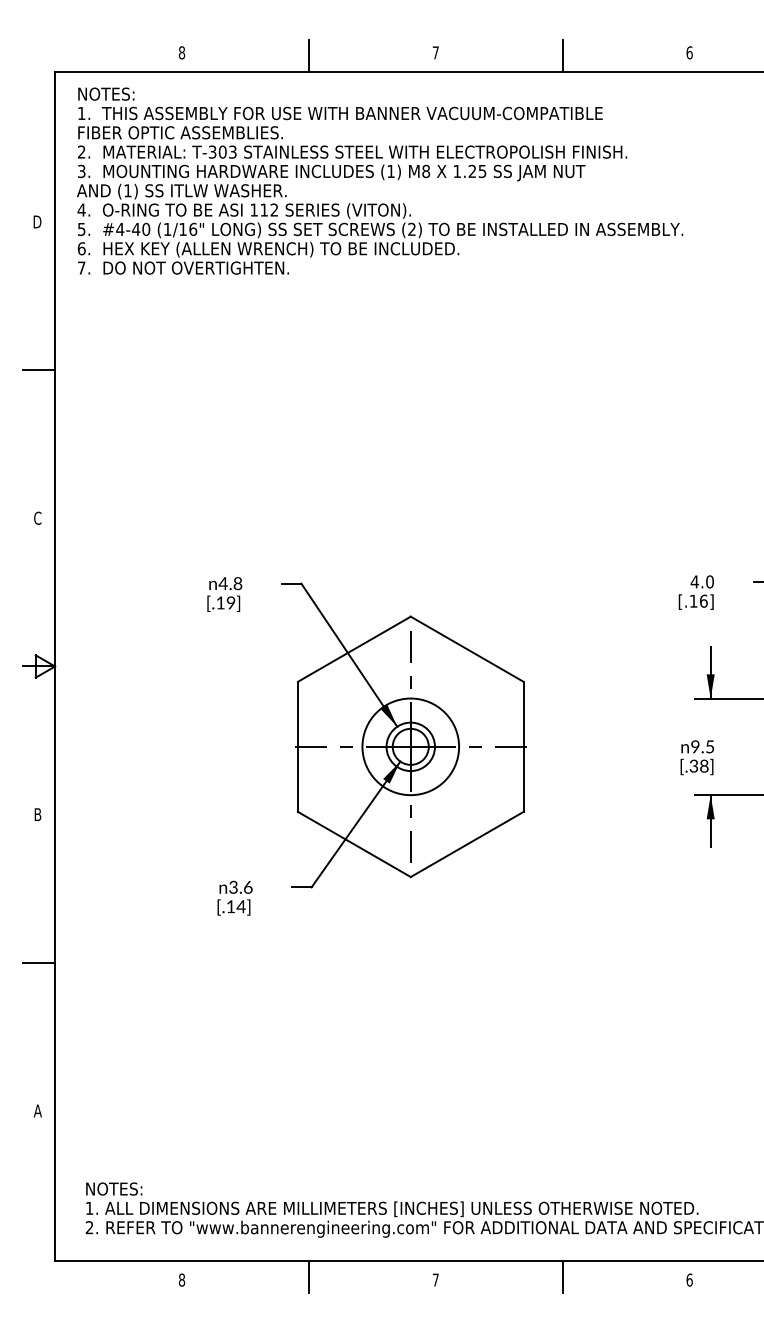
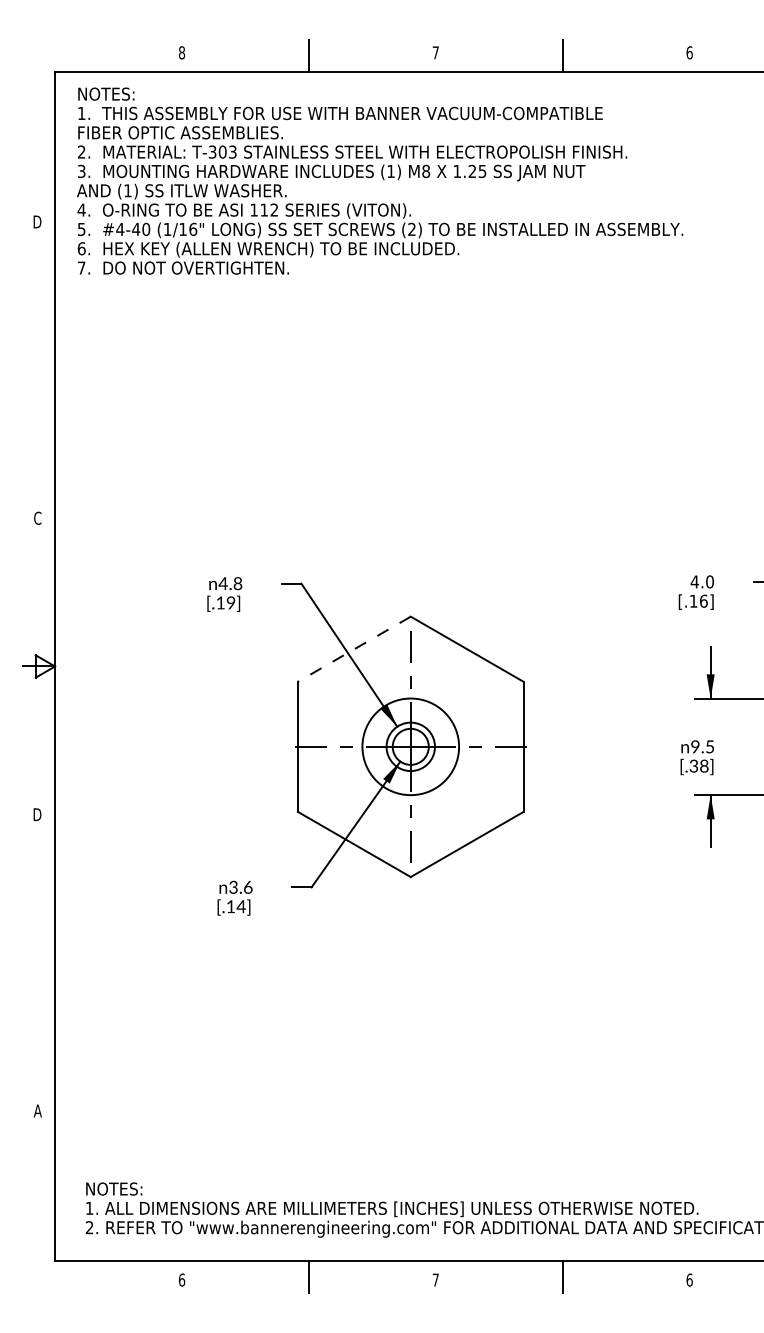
line: present -> none (38, 370)
line: solid -> dashed (353, 649)
text: B -> D (37, 814)
line: present -> none (38, 962)
text: 8 -> 6 (181, 1279)
